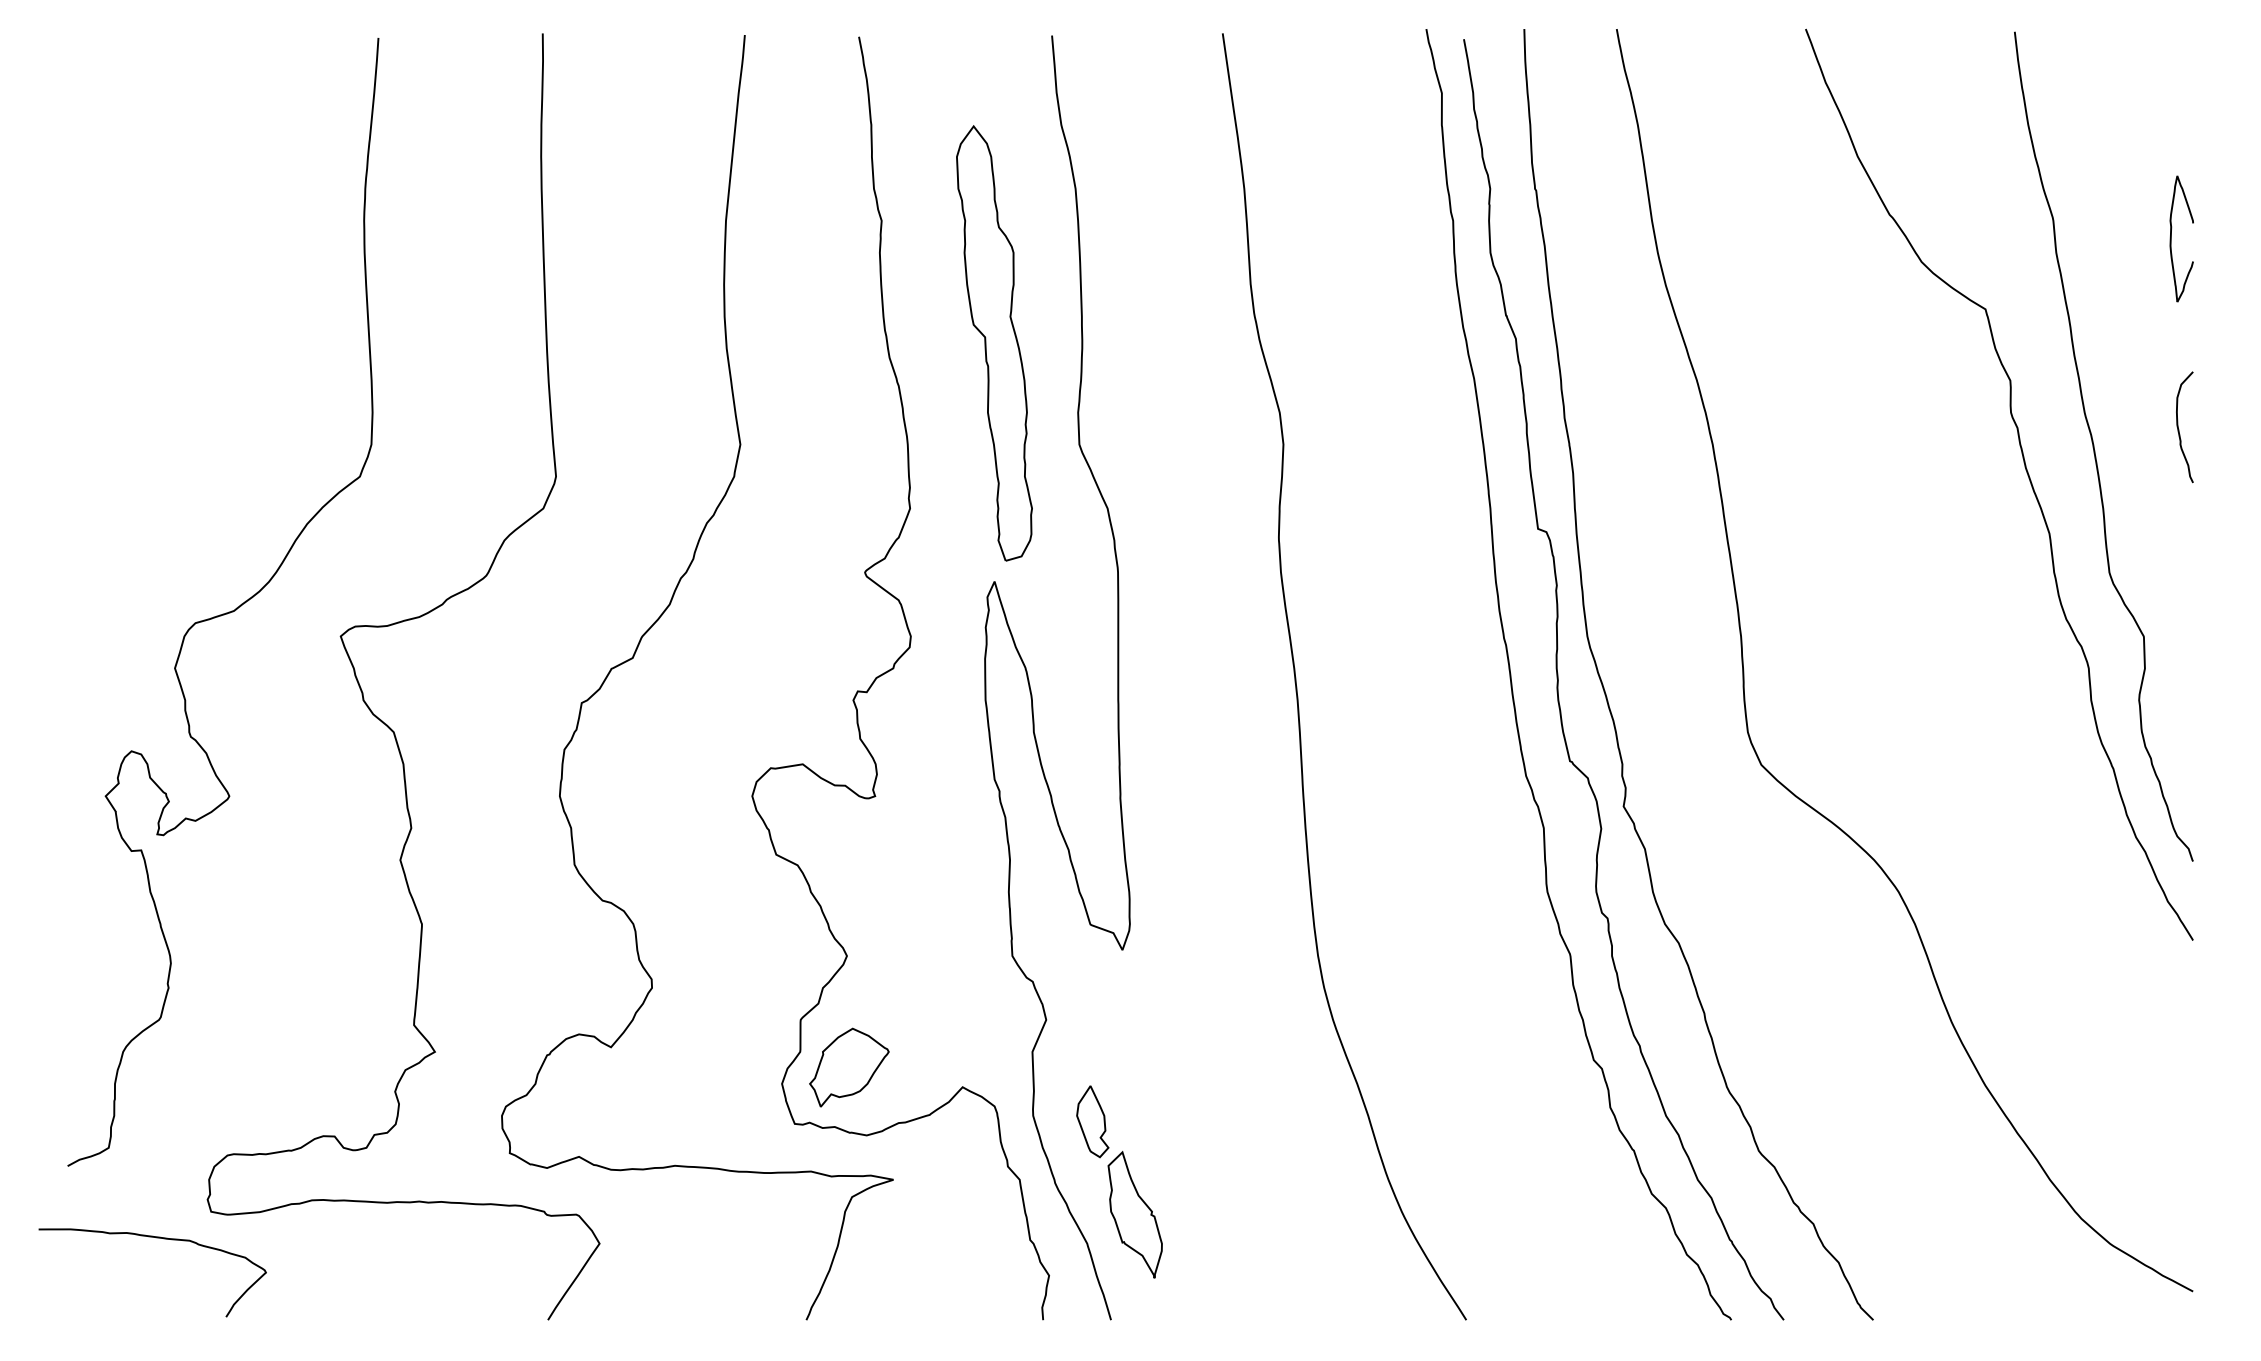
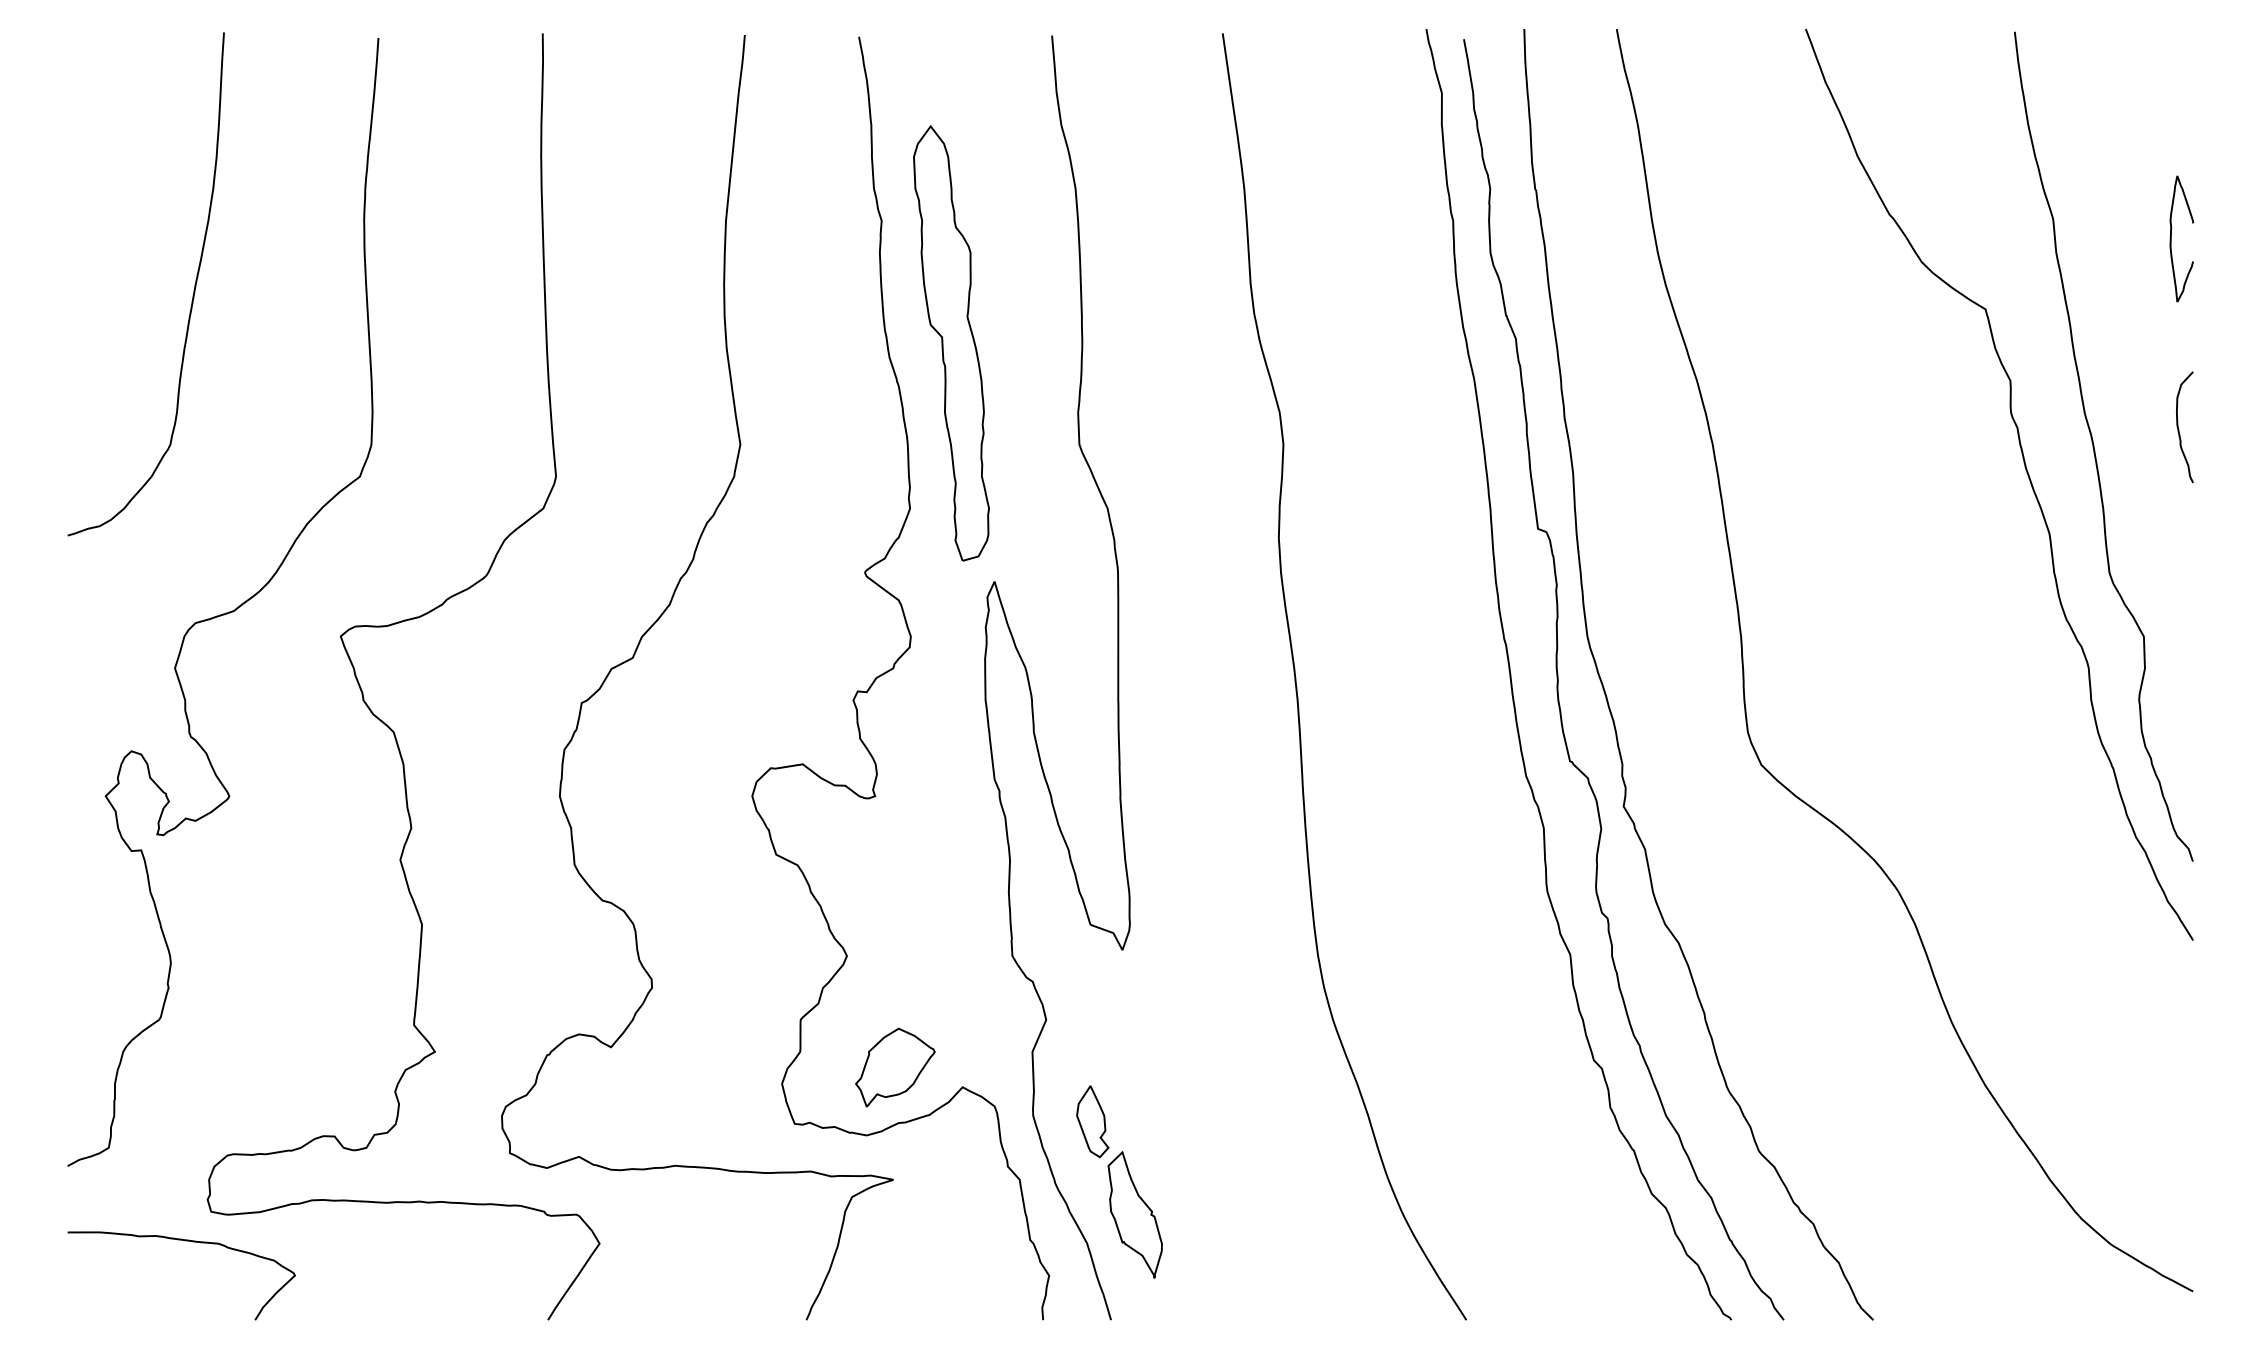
curve: none -> present (193, 289)
part position: (994, 343) -> (951, 343) (951, 343)
part position: (849, 1067) -> (895, 1067) (895, 1067)
curve position: (156, 1238) -> (185, 1241) (185, 1241)
